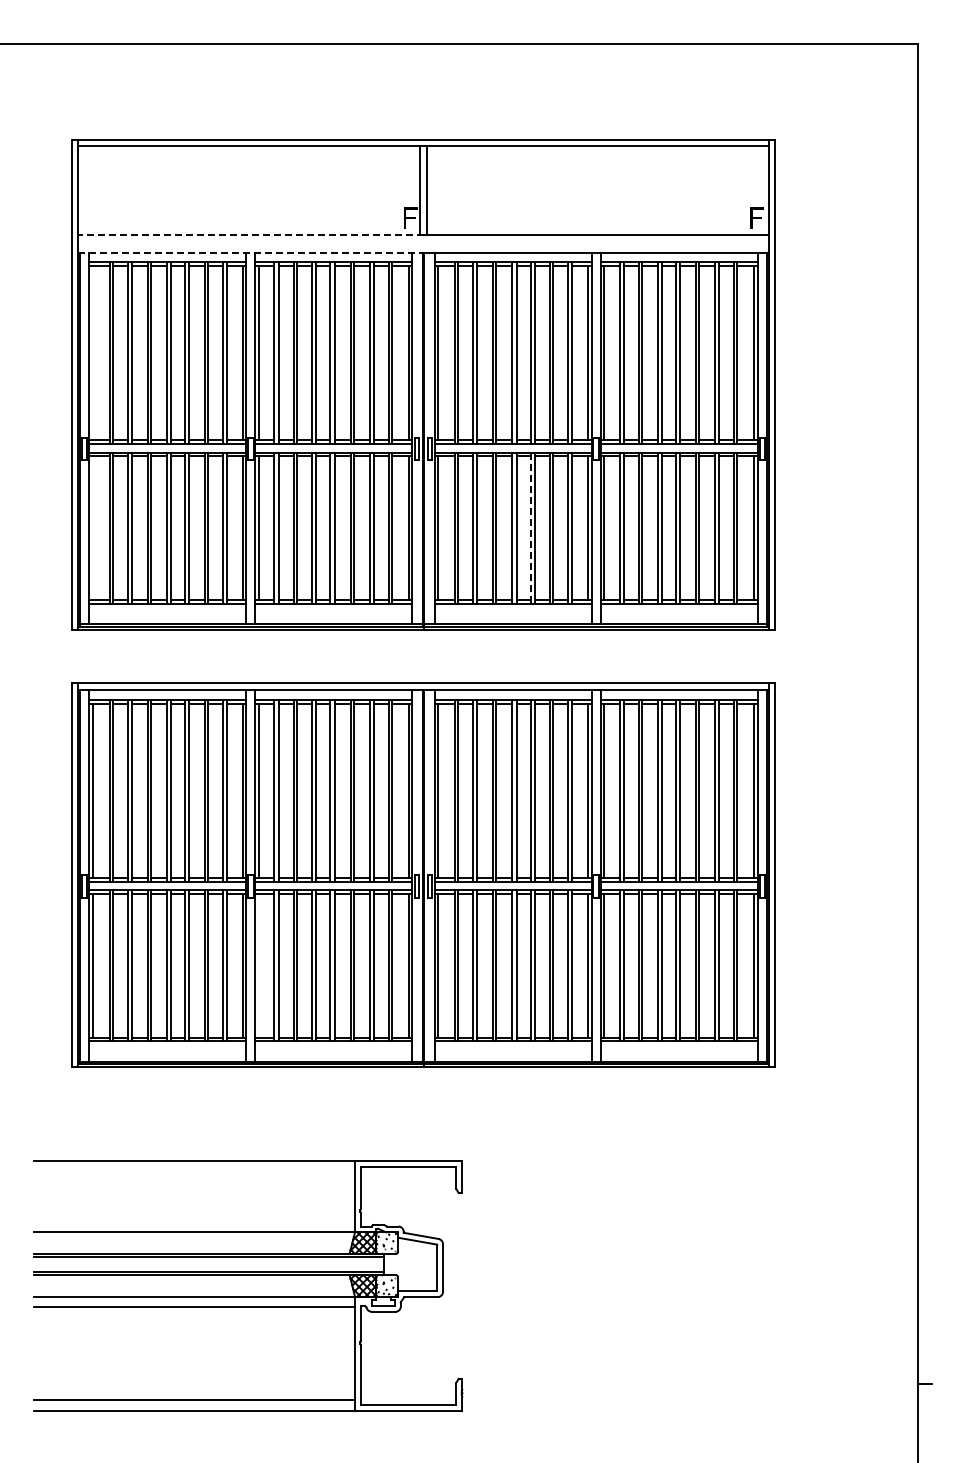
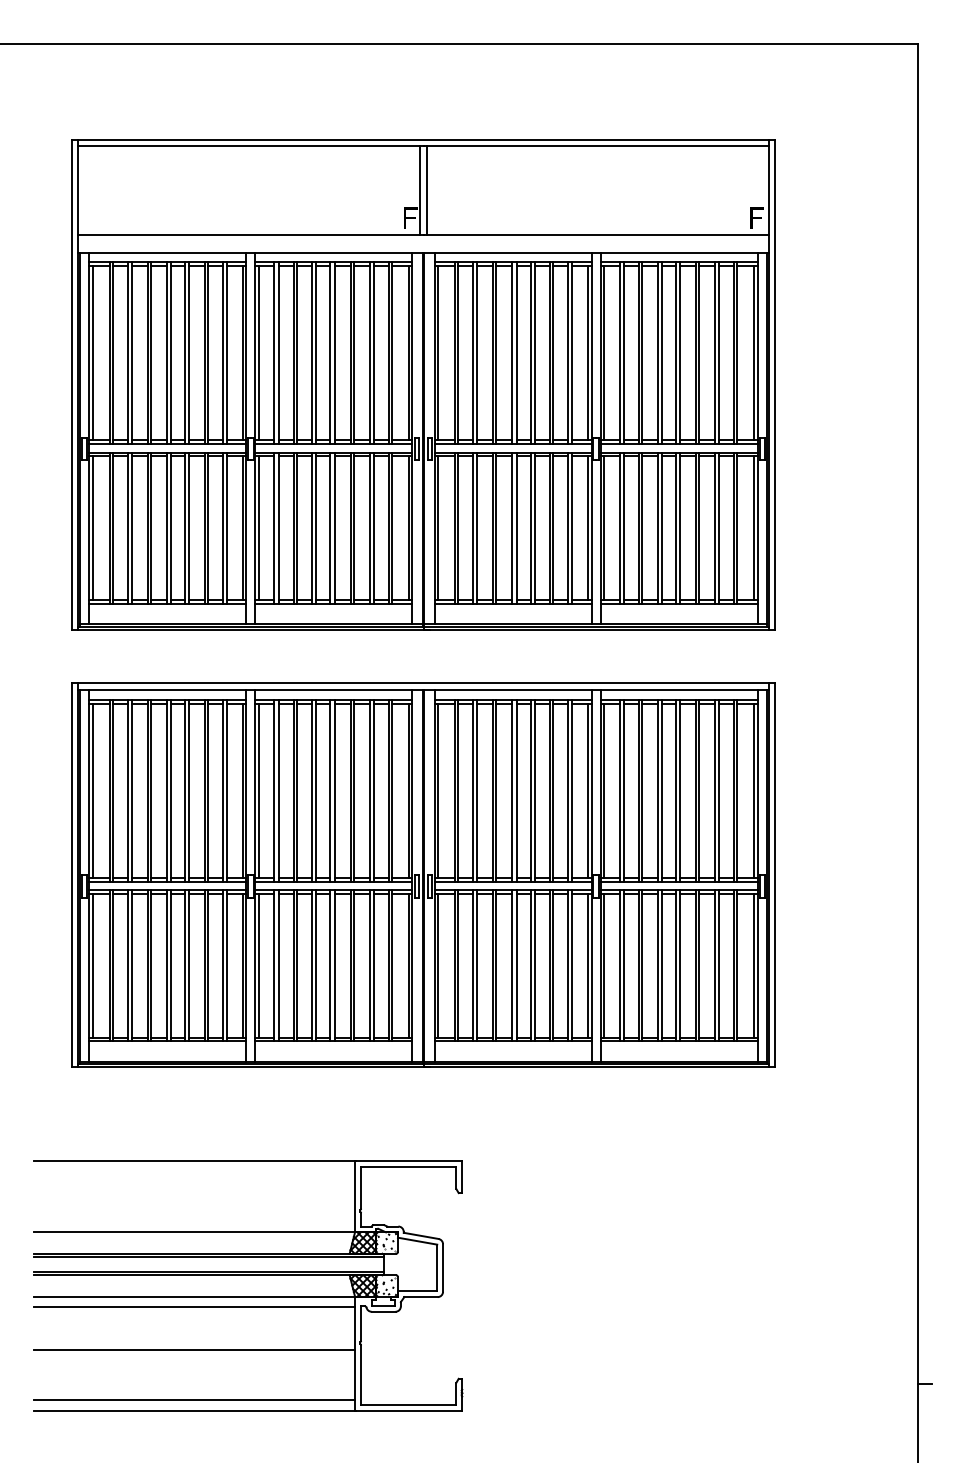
line: dashed -> solid (250, 234)
line: dashed -> solid (251, 252)
line: none -> present (93, 353)
line: none -> present (93, 528)
line: dashed -> solid (530, 528)
line: none -> present (258, 965)
line: none -> present (194, 1350)
